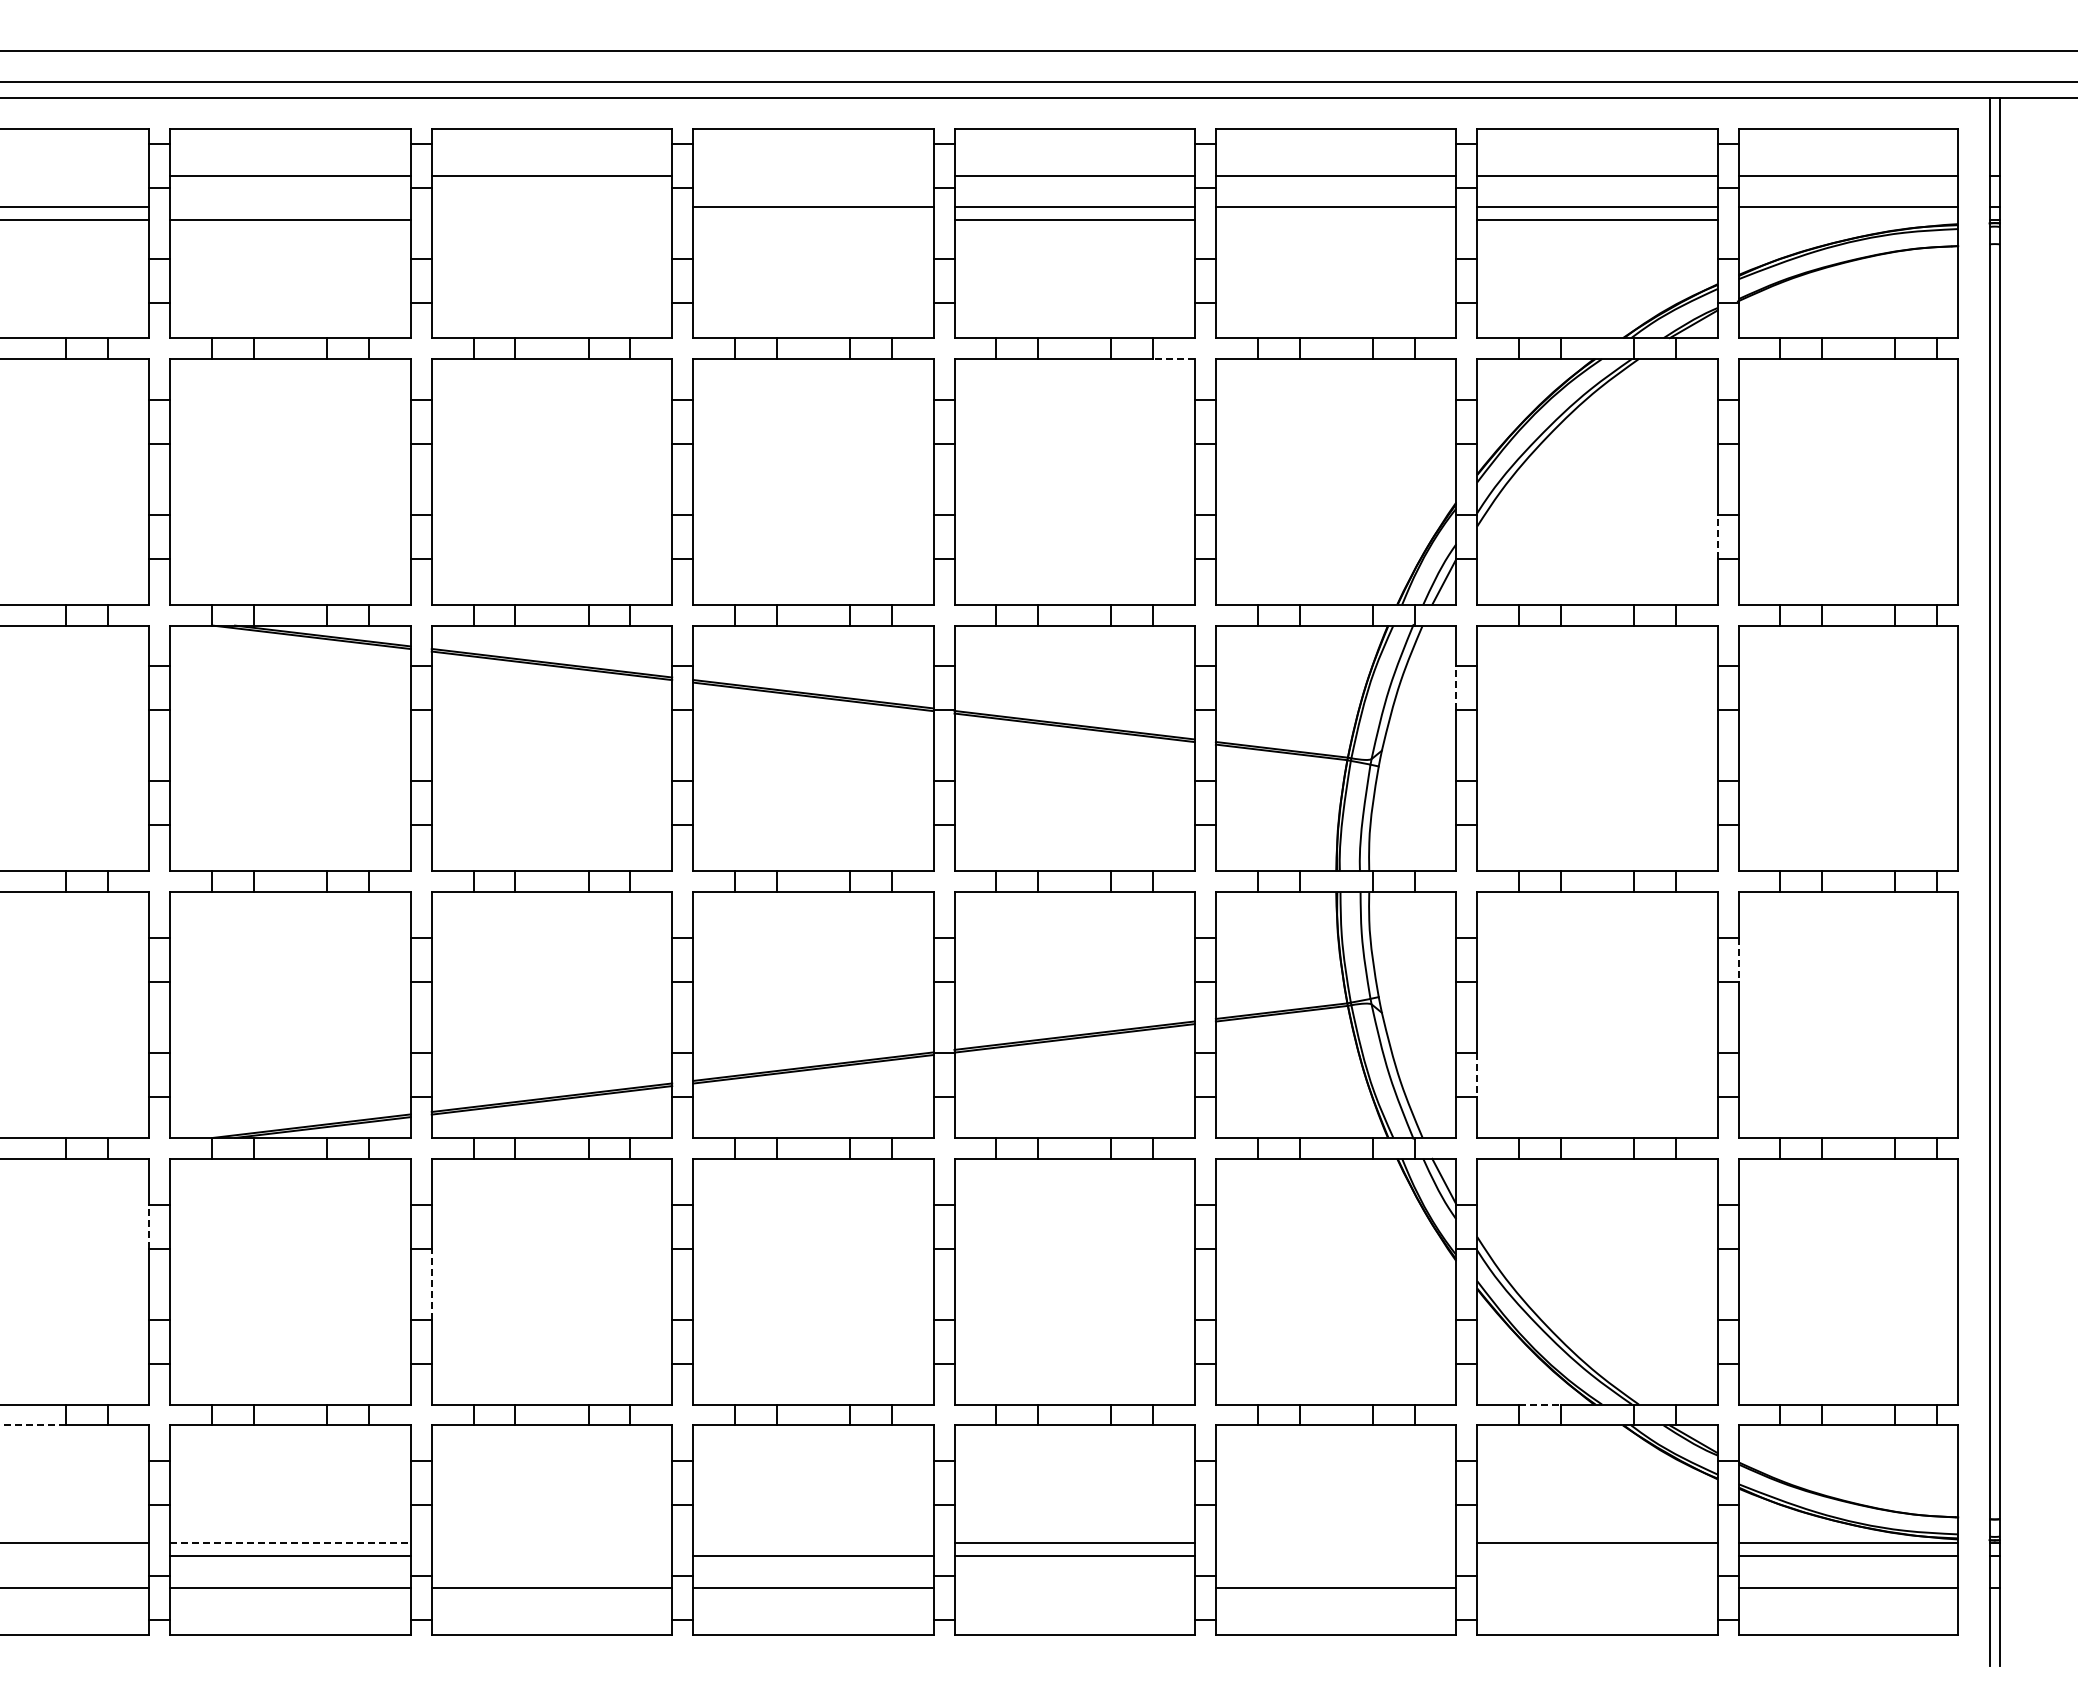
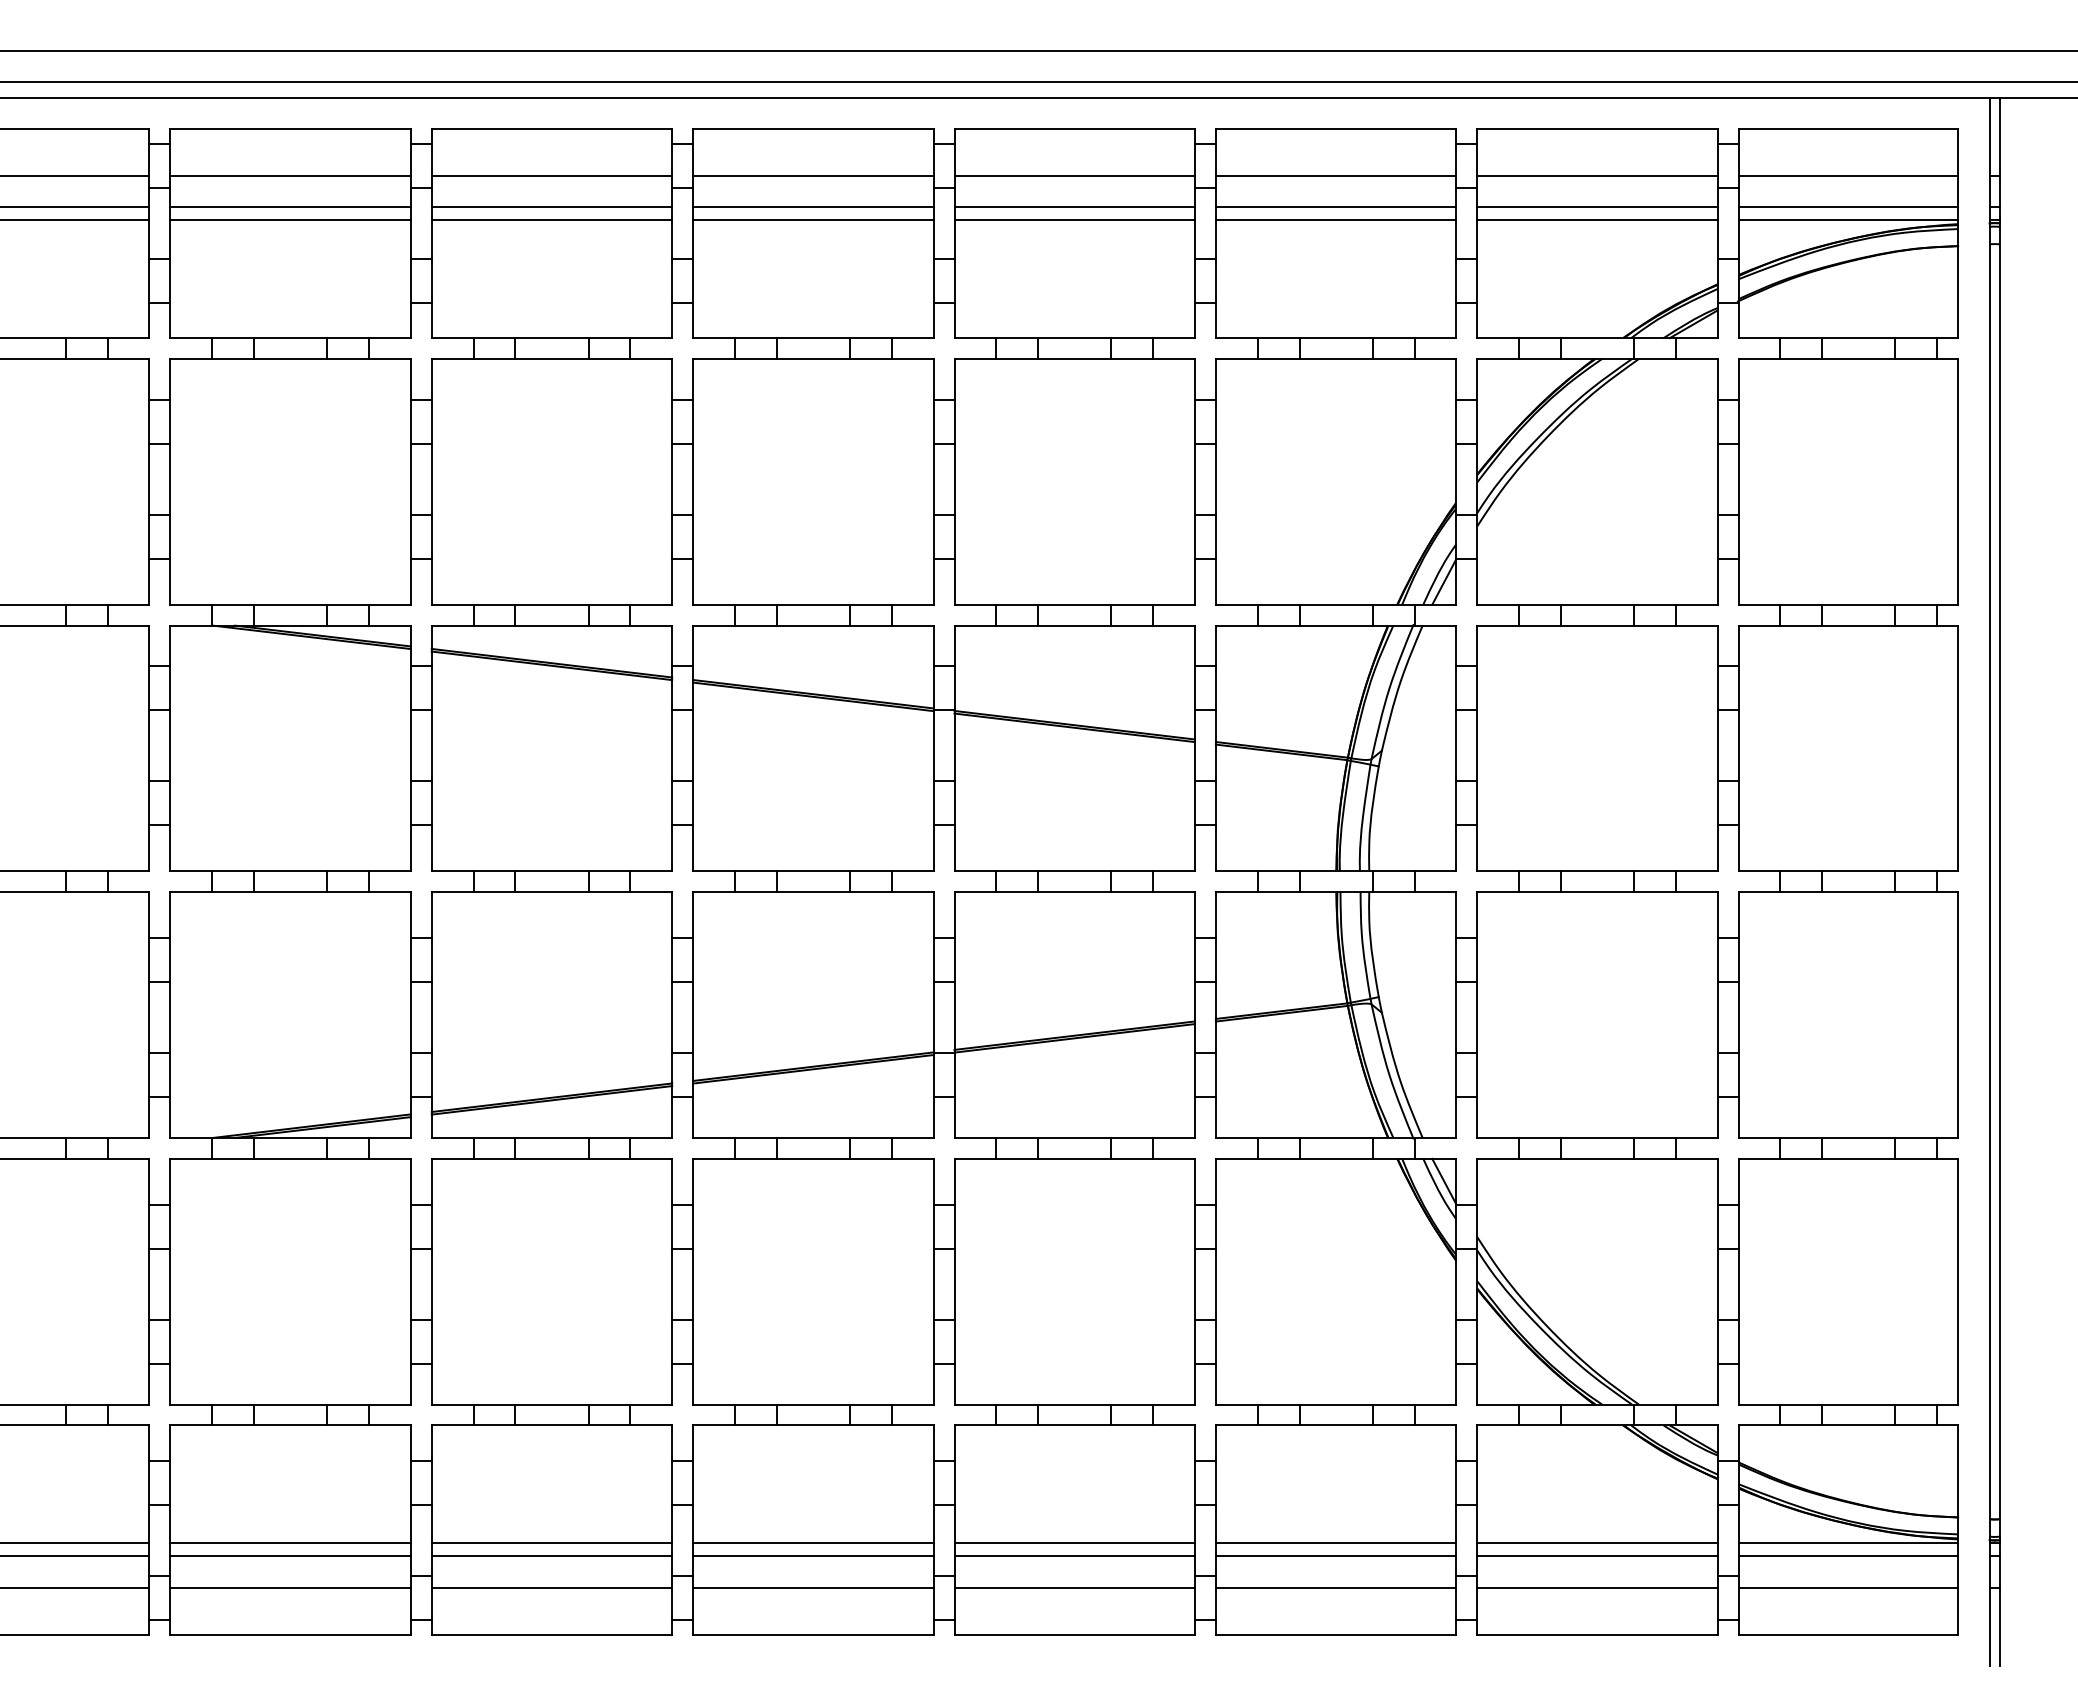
line: none -> present (75, 176)
line: none -> present (813, 176)
line: none -> present (290, 207)
line: none -> present (551, 207)
line: none -> present (551, 220)
line: none -> present (813, 220)
line: none -> present (1335, 220)
line: none -> present (1848, 220)
line: dashed -> solid (1174, 359)
line: dashed -> solid (1717, 536)
line: dashed -> solid (1456, 688)
line: dashed -> solid (1738, 960)
line: dashed -> solid (1477, 1075)
line: dashed -> solid (149, 1226)
line: dashed -> solid (431, 1284)
line: dashed -> solid (1539, 1404)
line: dashed -> solid (33, 1425)
line: dashed -> solid (291, 1543)
line: none -> present (551, 1543)
line: none -> present (813, 1543)
line: none -> present (1335, 1543)
line: none -> present (75, 1556)
line: none -> present (551, 1556)
line: none -> present (1335, 1556)
line: none -> present (1597, 1556)
line: none -> present (1074, 1587)
line: none -> present (1597, 1587)
